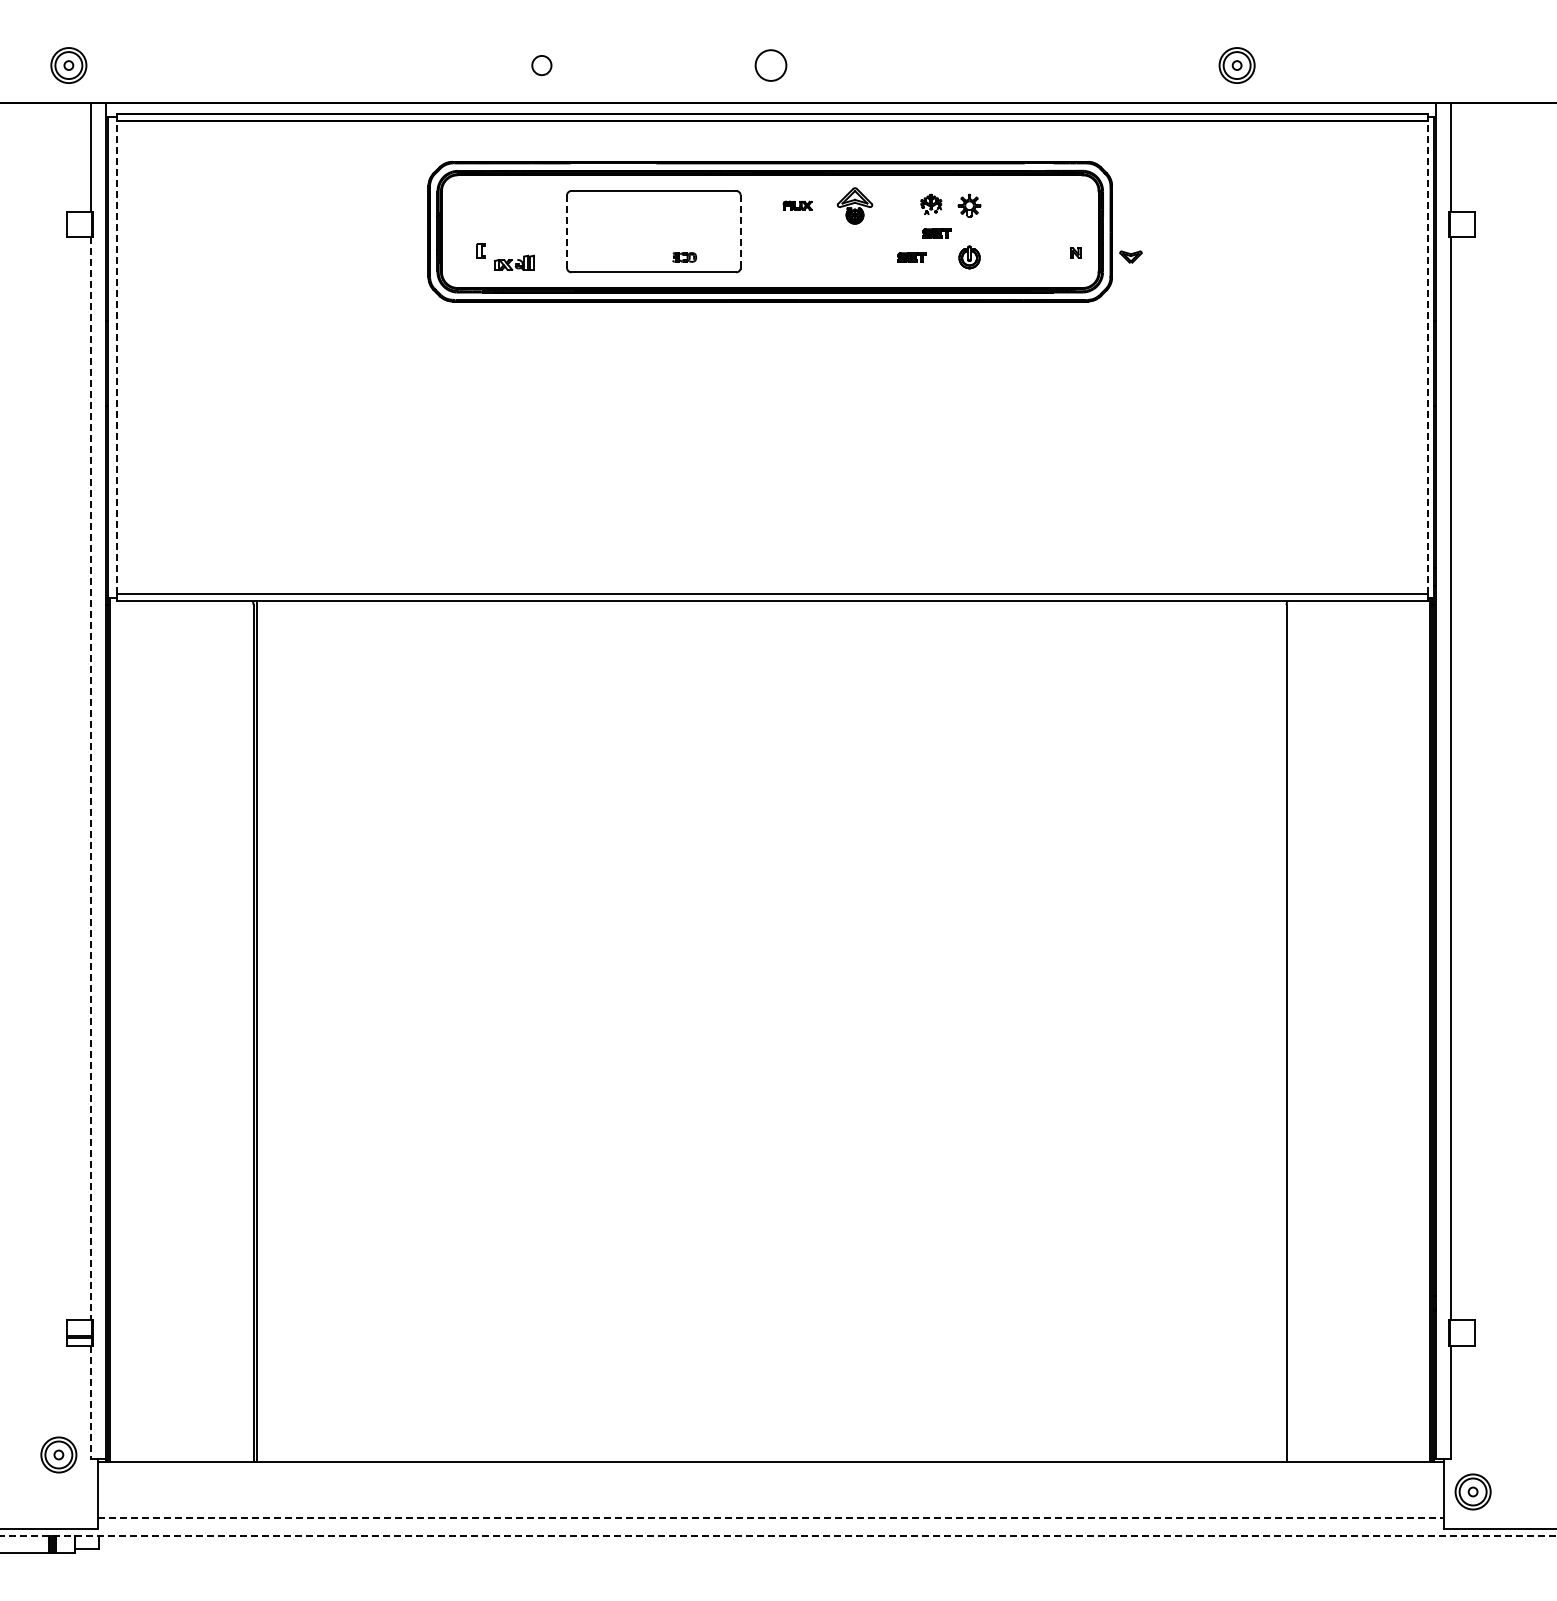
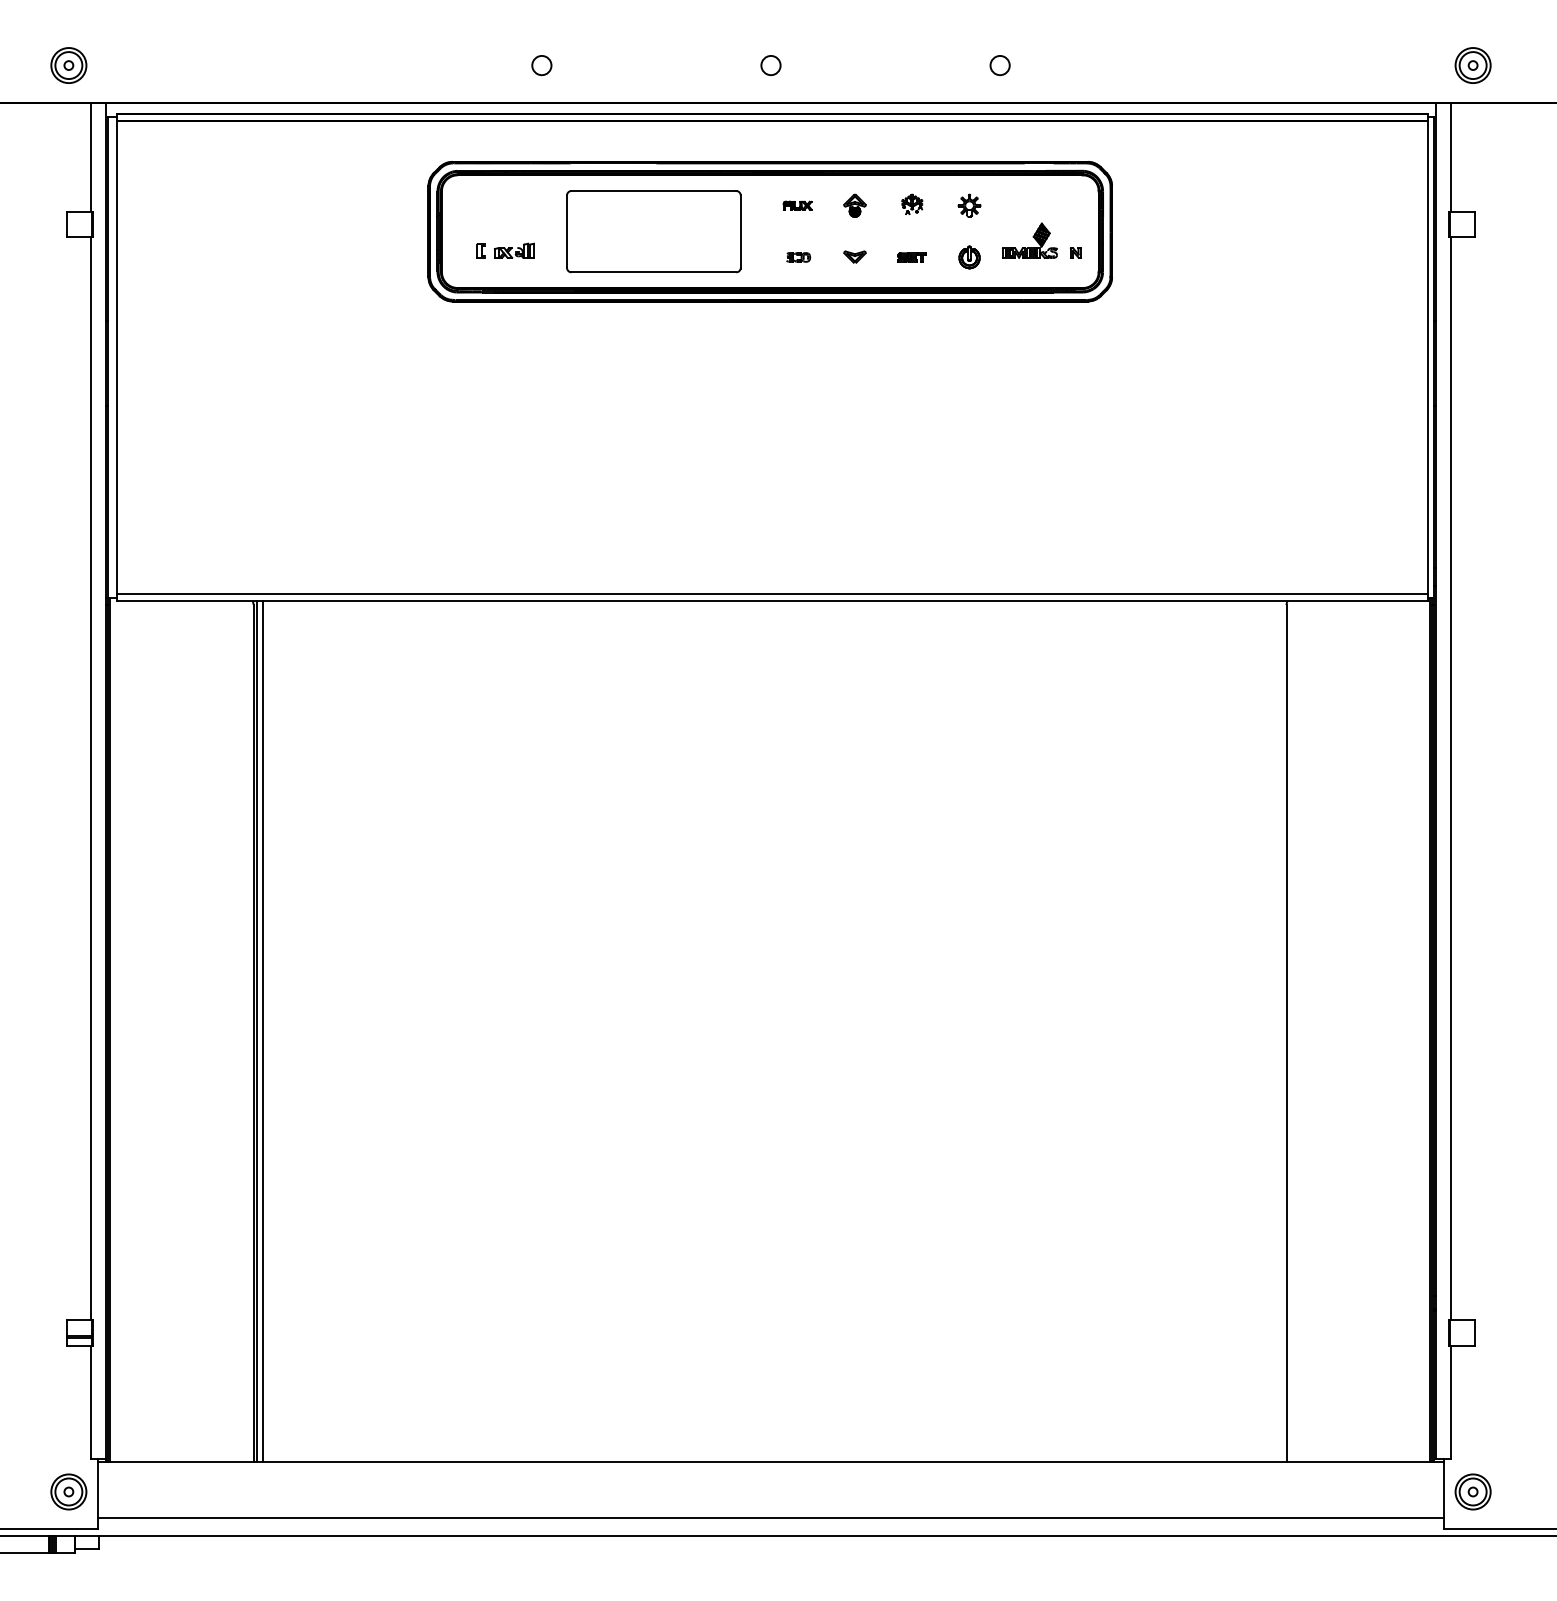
circle diameter: 31 px -> 19 px (770, 65)
circle: none -> present (999, 65)
part position: (1236, 65) -> (1472, 65) (1472, 65)
part position: (931, 203) -> (912, 203) (912, 203)
part size: 38x38 px -> 24x25 px (854, 205)
line: dashed -> solid (567, 231)
line: dashed -> solid (740, 231)
part: present -> none (936, 233)
part: none -> present (1029, 240)
part position: (1130, 256) -> (854, 256) (854, 256)
part position: (684, 257) -> (798, 257) (798, 257)
part position: (514, 262) -> (514, 250) (514, 250)
line: dashed -> solid (117, 357)
line: dashed -> solid (1428, 357)
line: dashed -> solid (91, 779)
line: none -> present (262, 1031)
line: dashed -> solid (91, 1402)
part position: (58, 1454) -> (68, 1491) (68, 1491)
line: dashed -> solid (771, 1517)
line: dashed -> solid (778, 1536)
